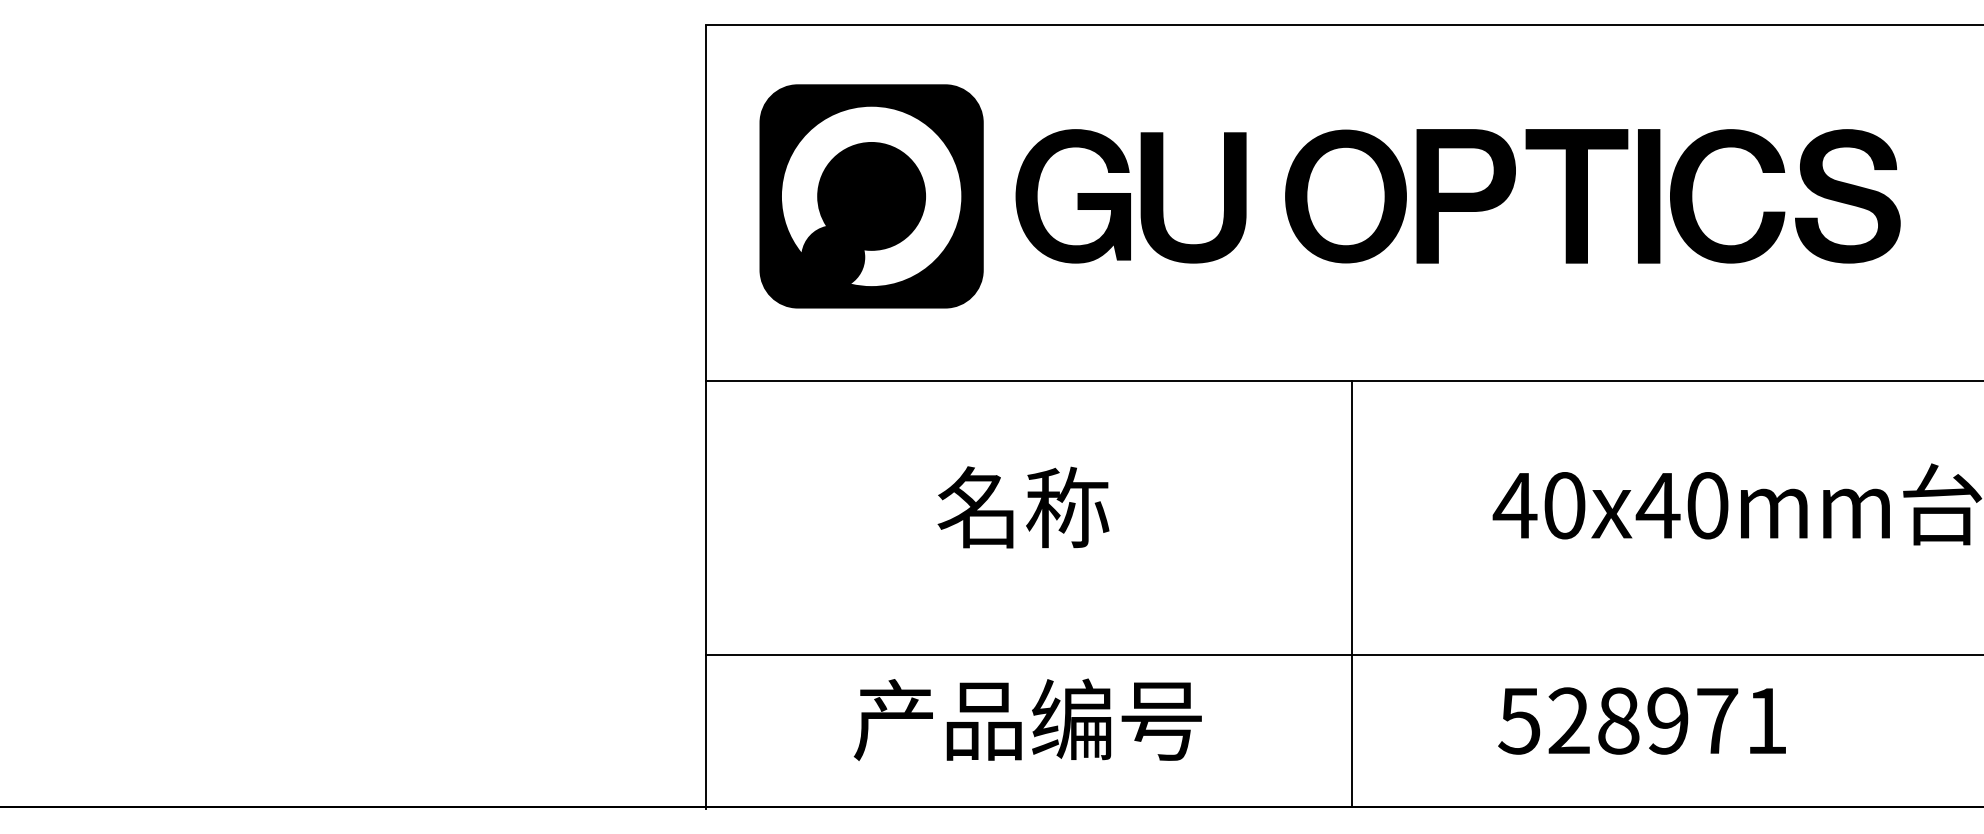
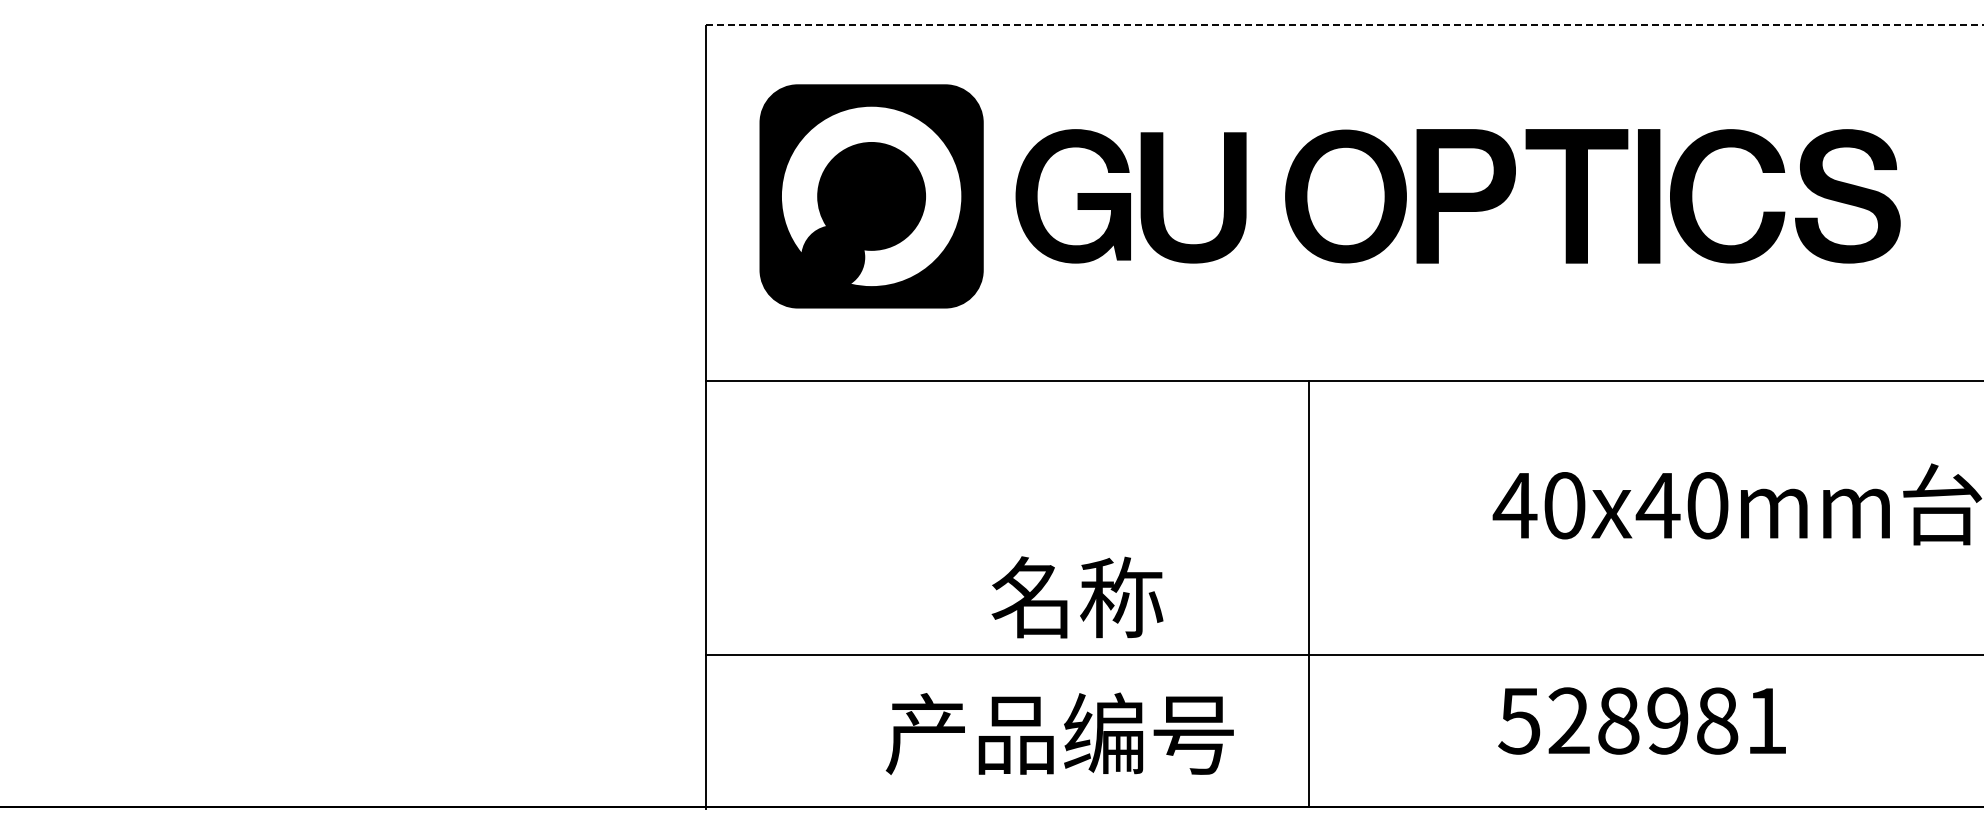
line: solid -> dashed (1344, 24)
text position: (1023, 507) -> (1077, 597) (1077, 597)
line position: (1351, 594) -> (1308, 594) (1308, 594)
text position: (1027, 719) -> (1059, 733) (1059, 733)
text: 528971 -> 528981 (1717, 720)
